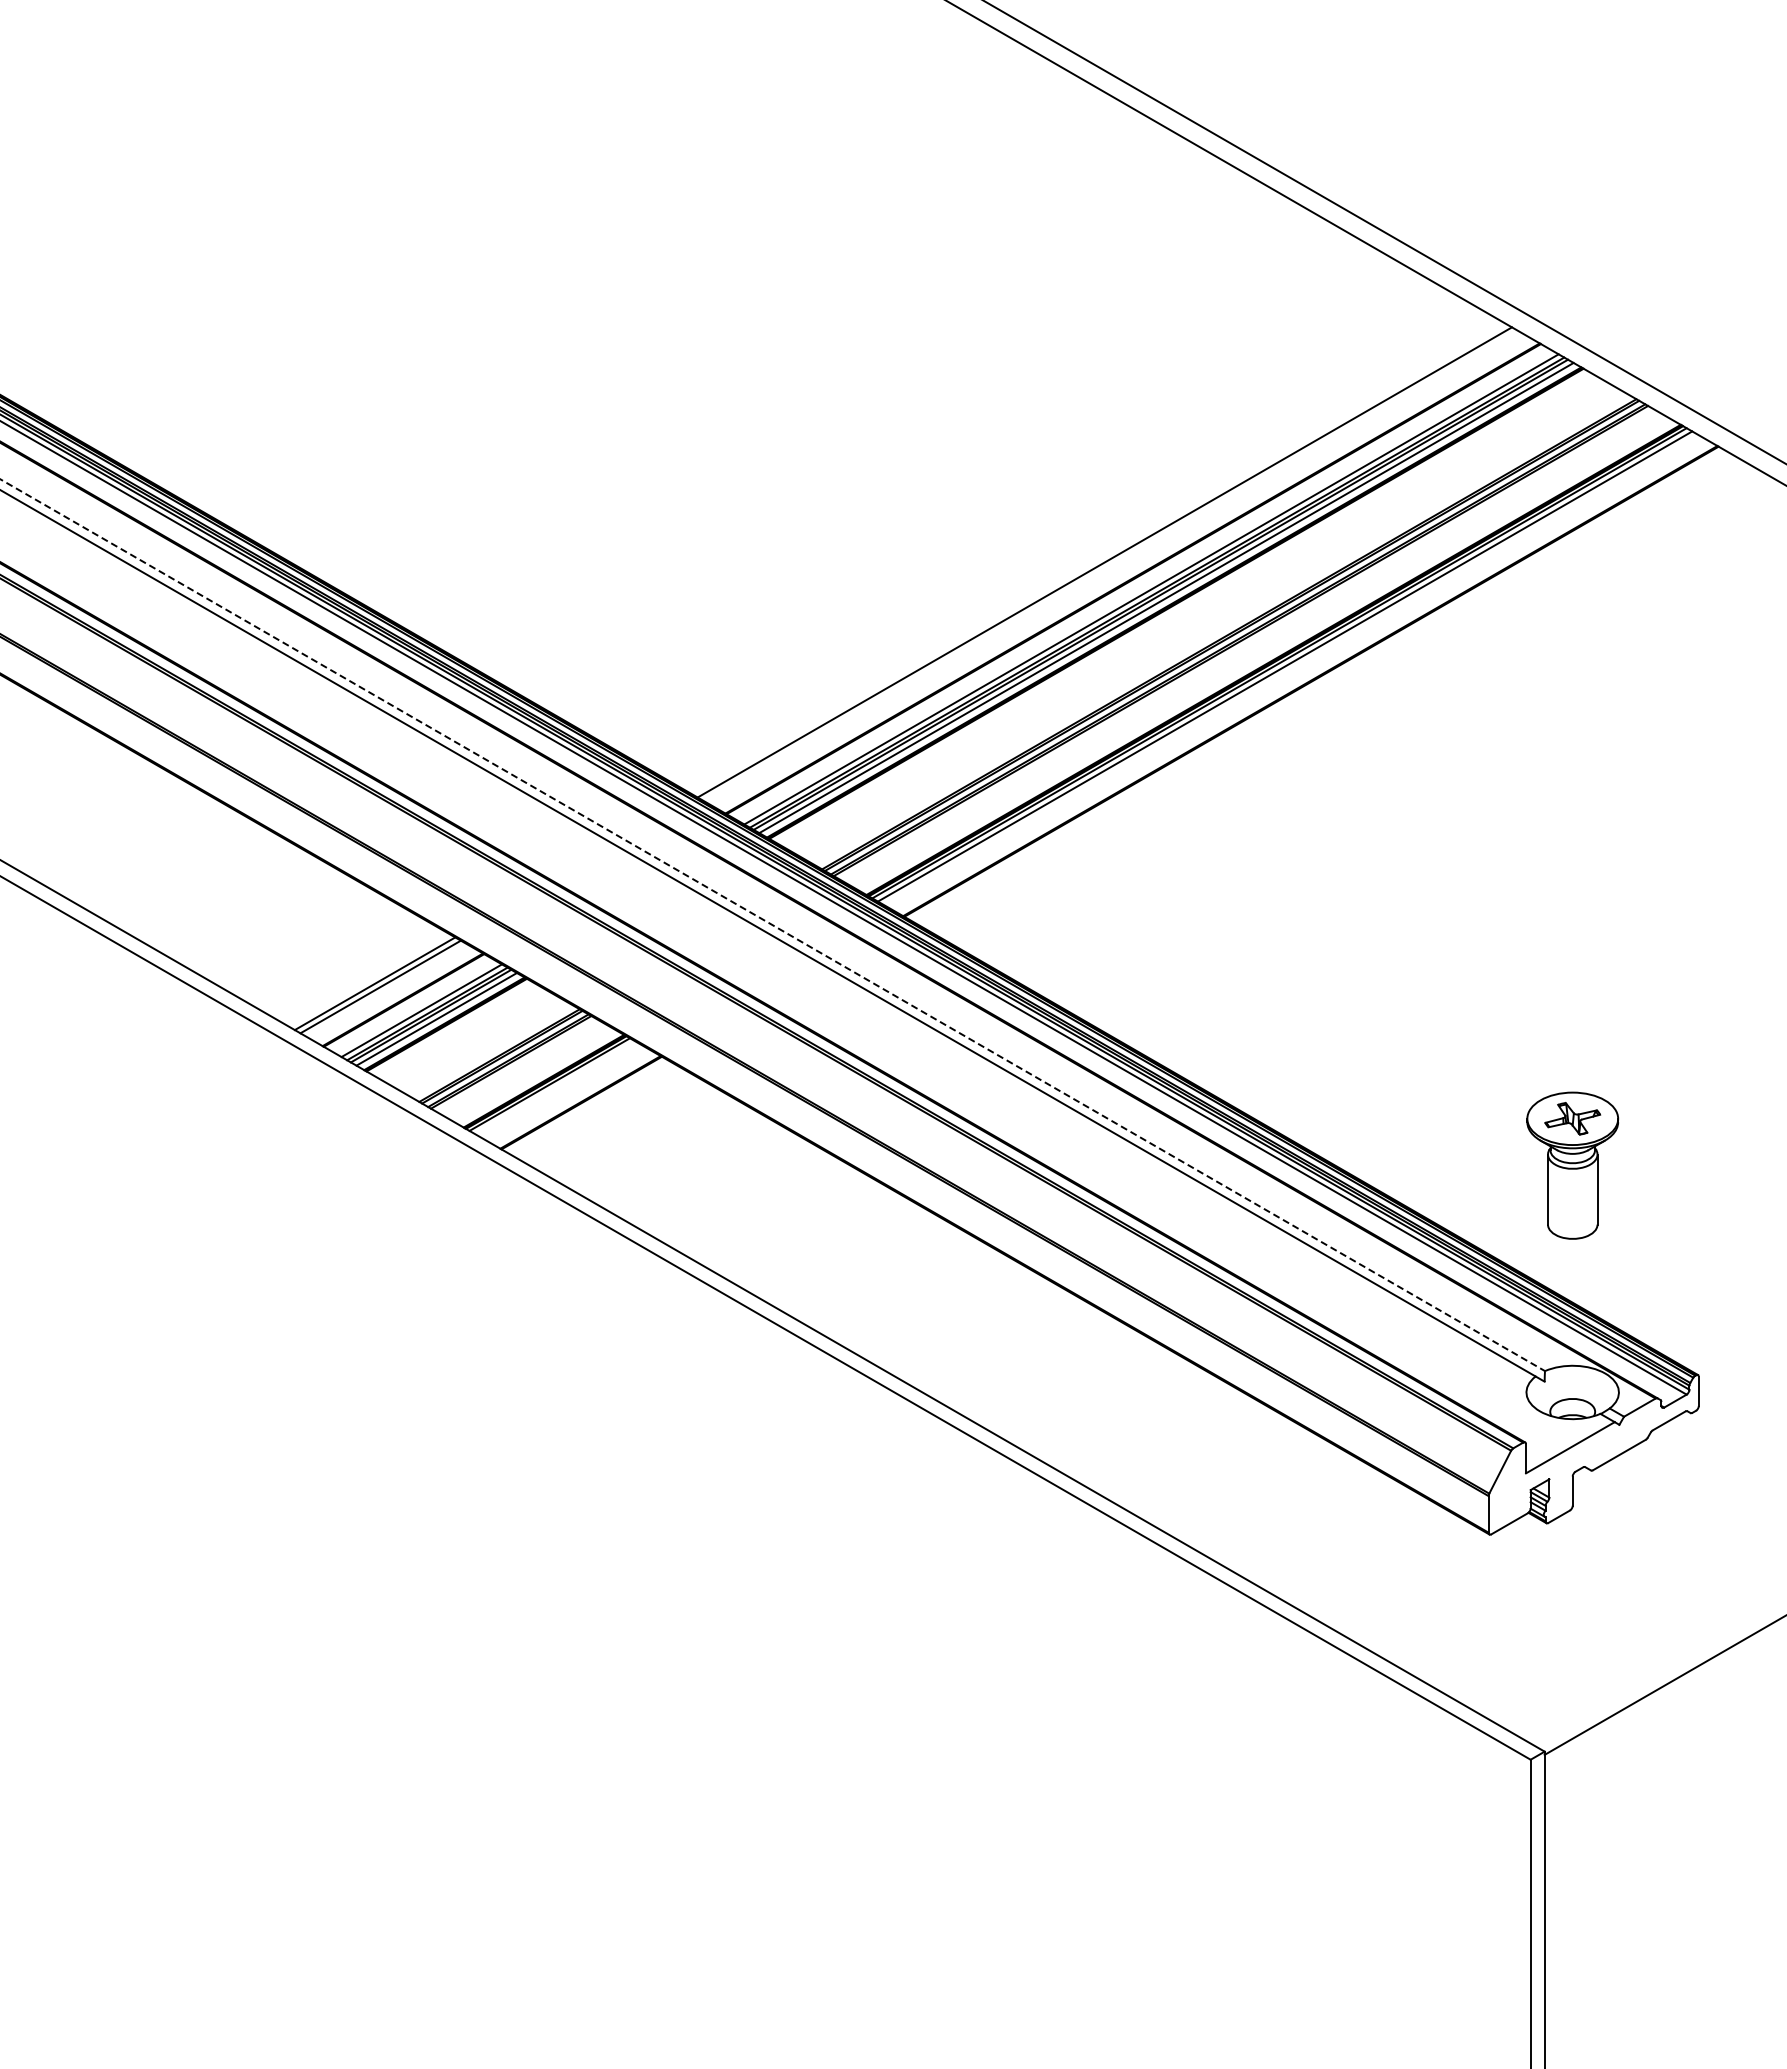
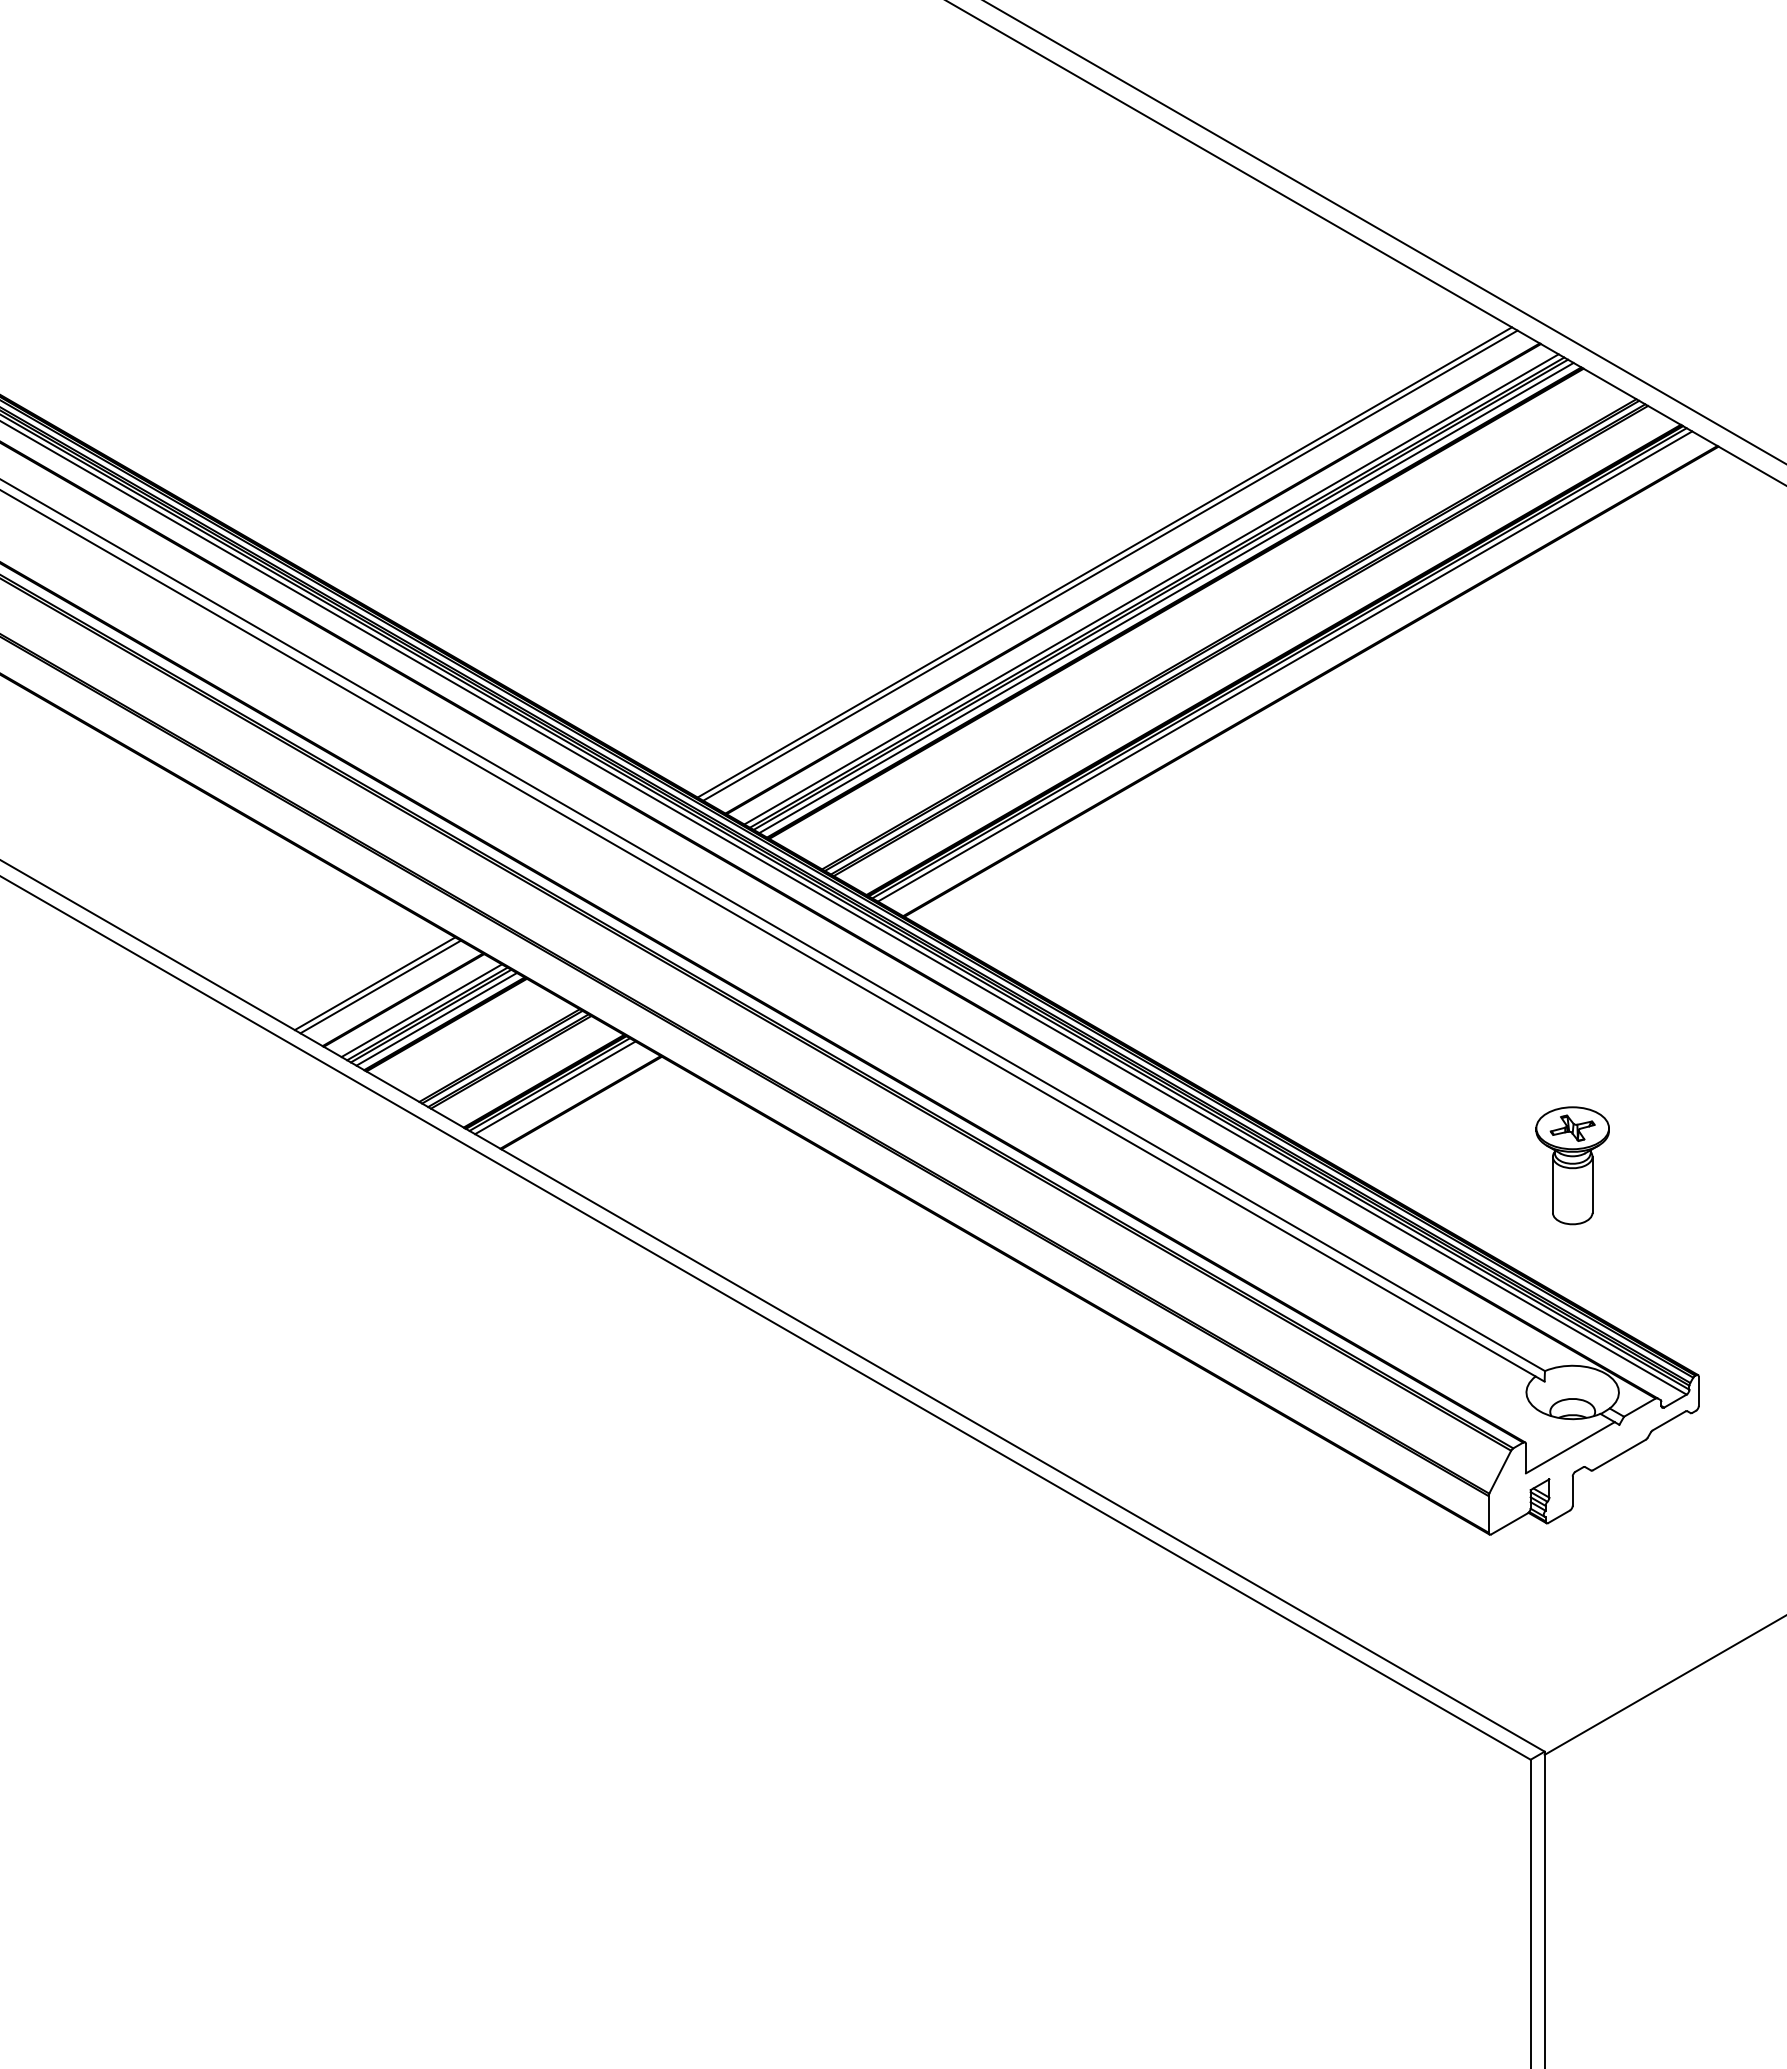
line: none -> present (1110, 565)
line: dashed -> solid (772, 925)
line: none -> present (555, 1087)
part size: 94x149 px -> 75x120 px (1572, 1165)
